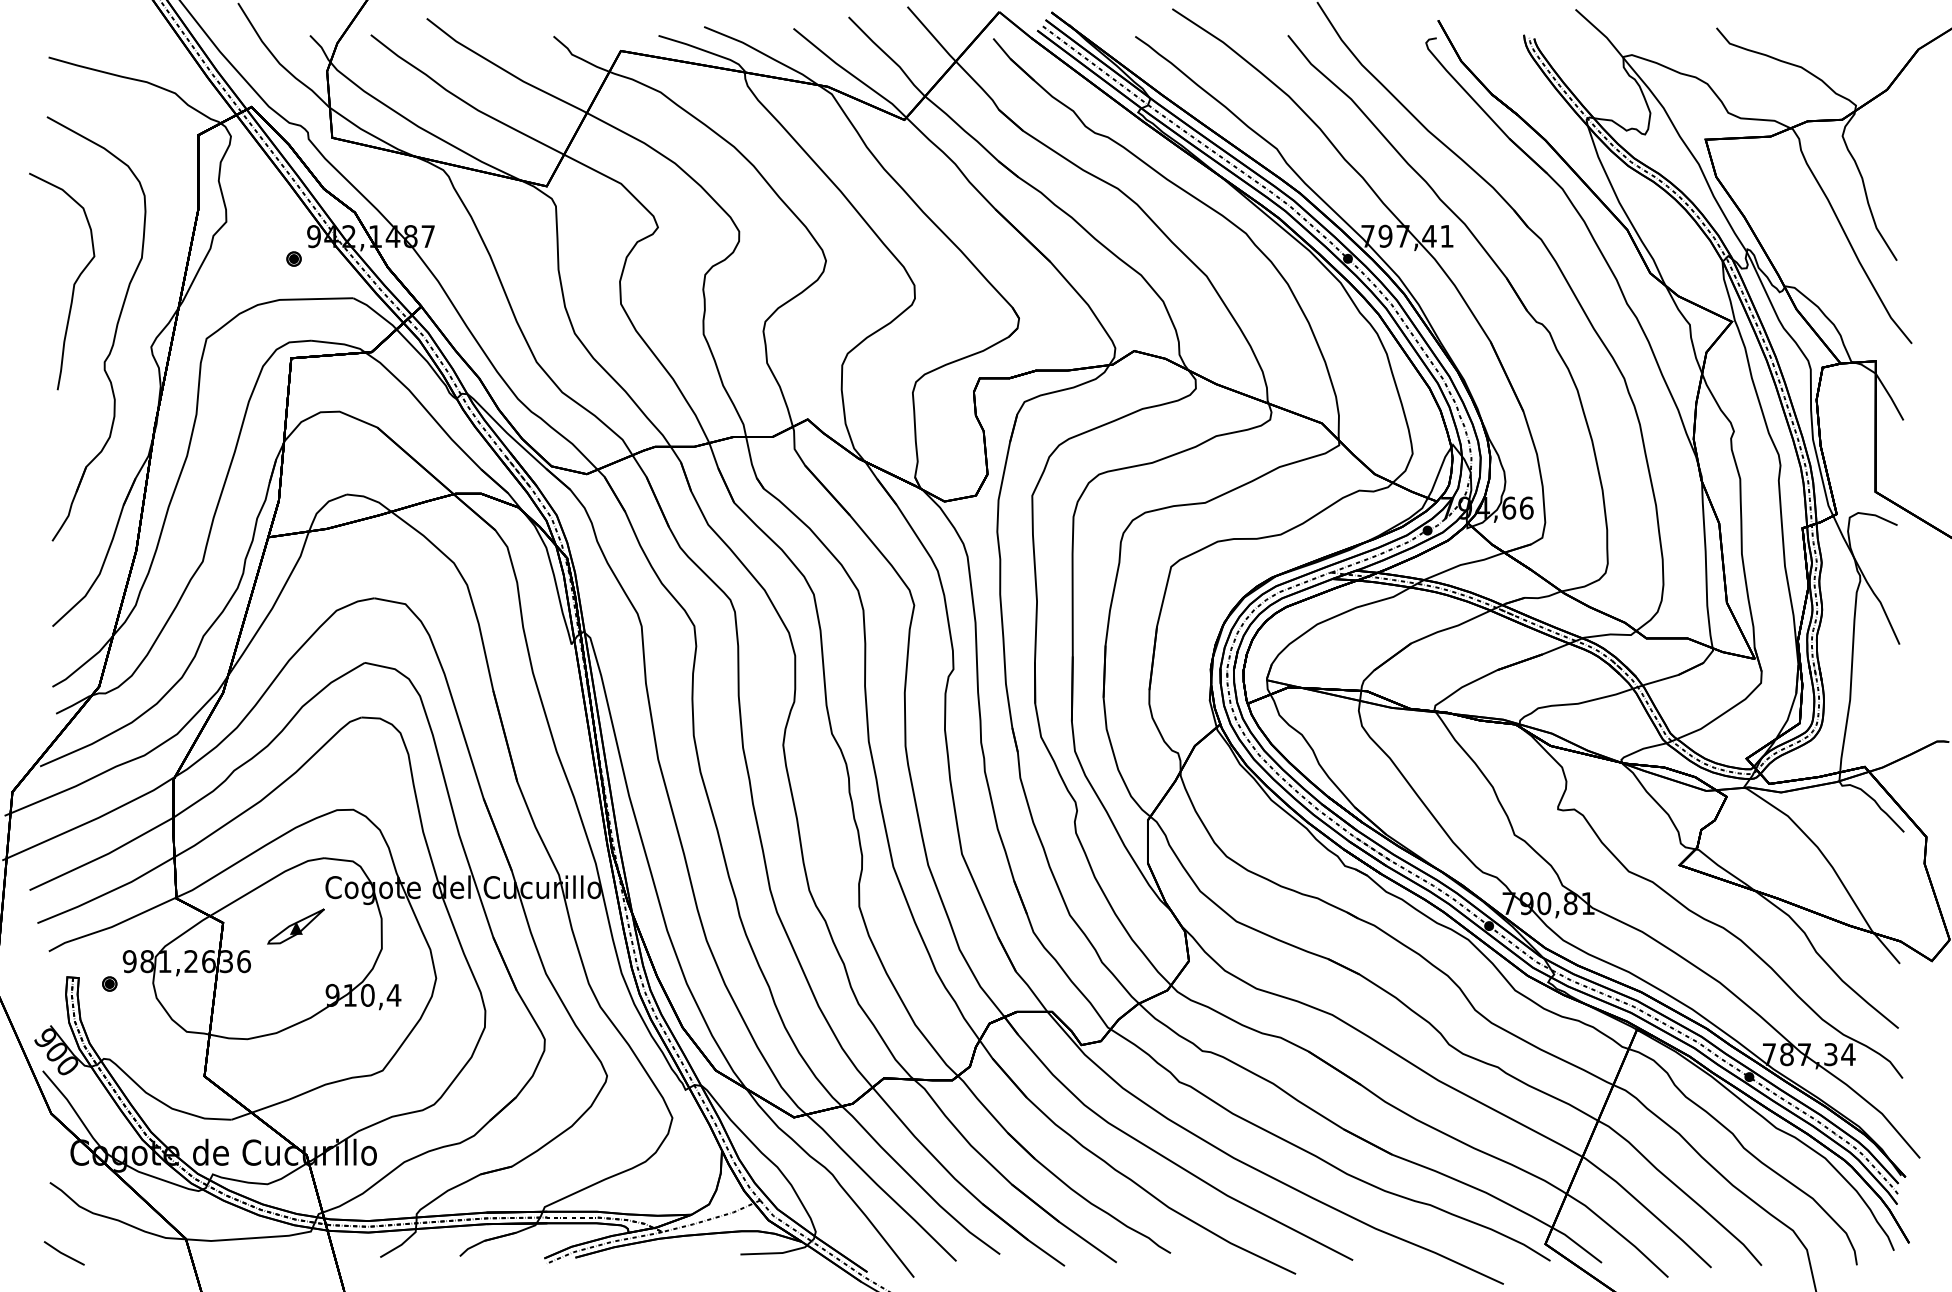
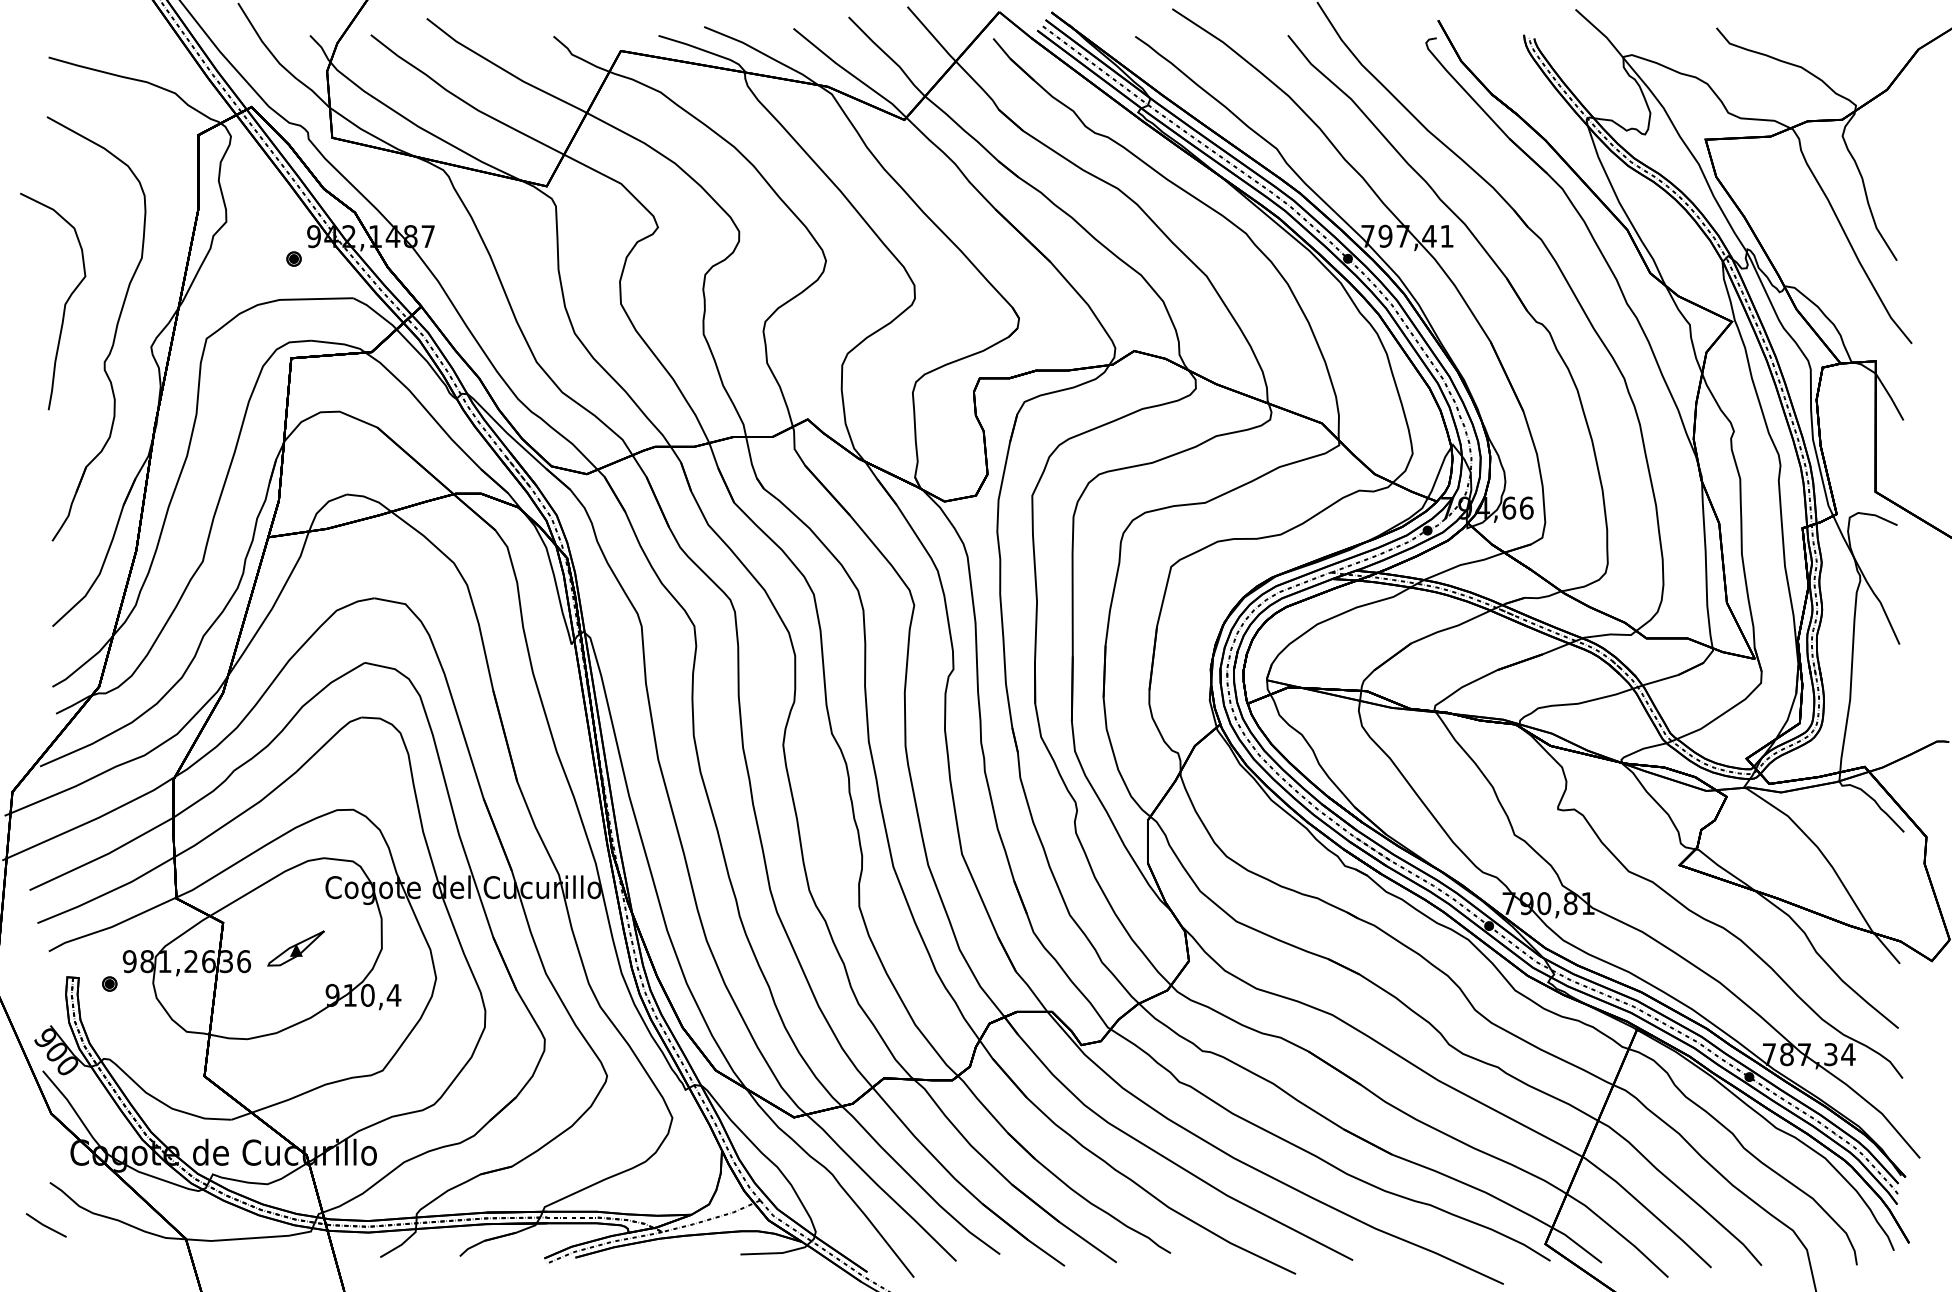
curve position: (73, 283) -> (64, 303) (64, 303)
part position: (295, 926) -> (295, 948) (295, 948)
line position: (63, 1253) -> (45, 1225) (45, 1225)
